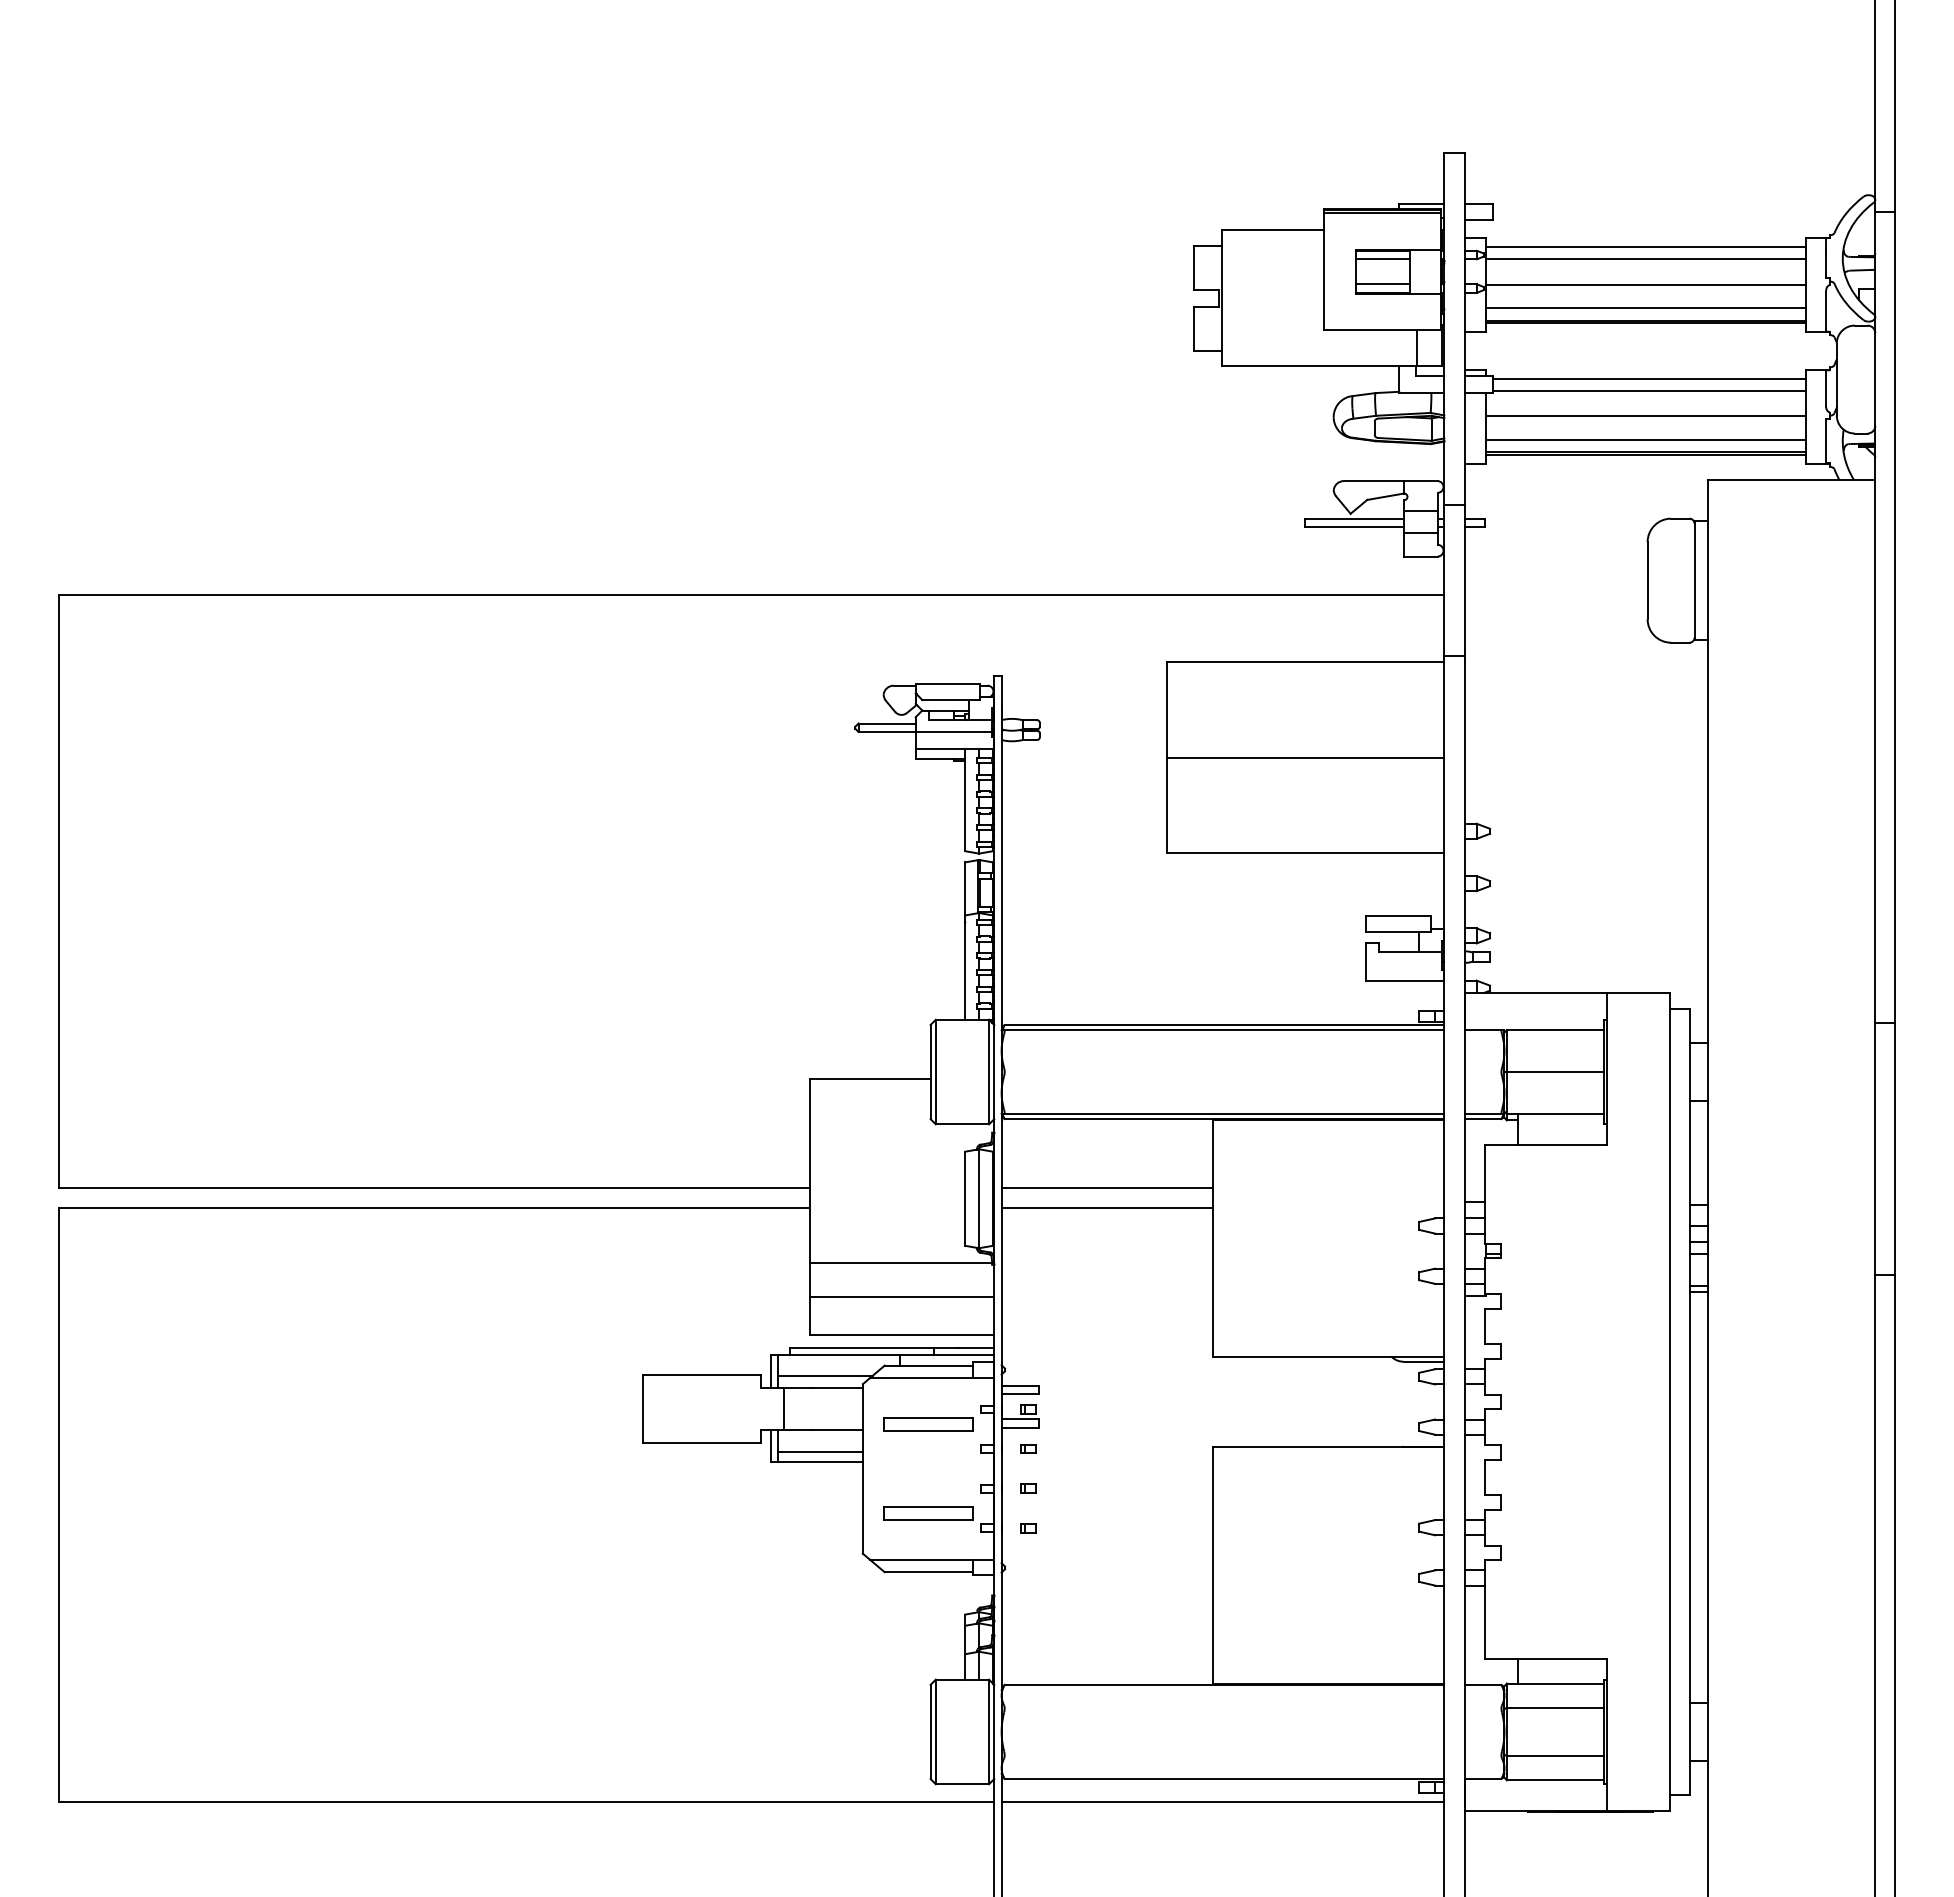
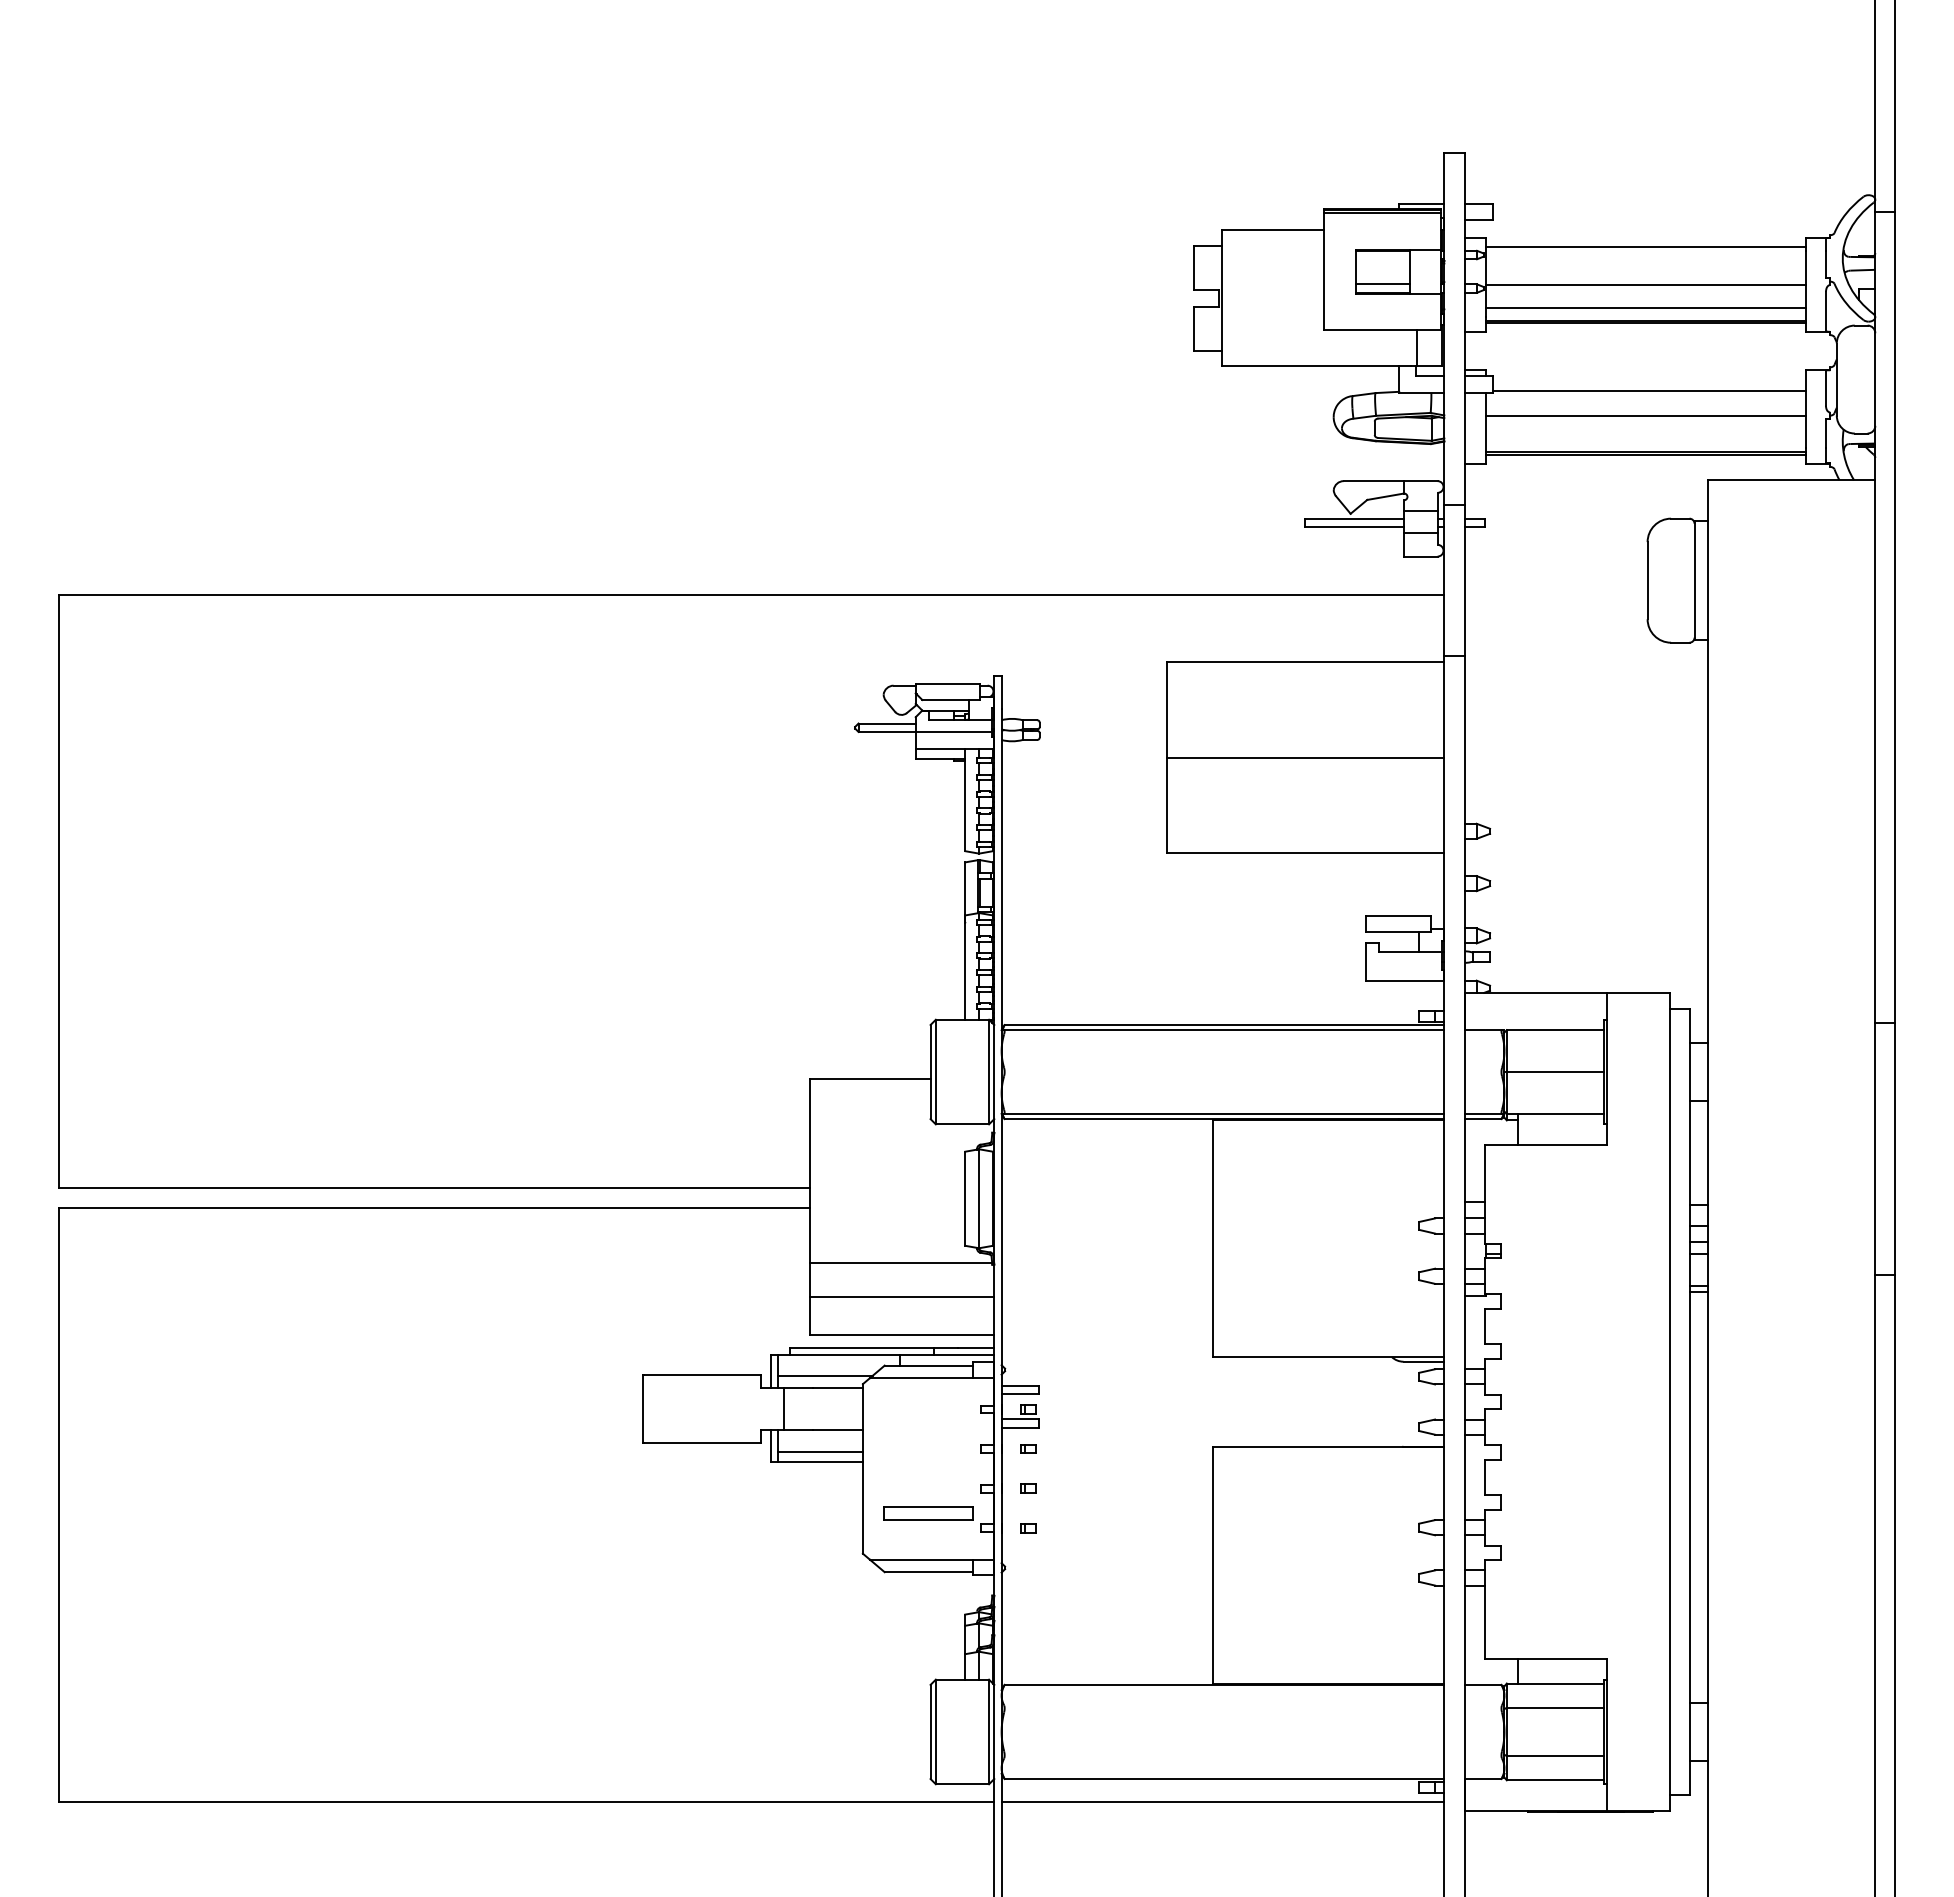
line: present -> none (1645, 258)
line: present -> none (1382, 259)
line: present -> none (1649, 379)
line: present -> none (1645, 439)
line: present -> none (1107, 1188)
line: present -> none (1107, 1208)
part: present -> none (928, 1424)
